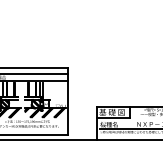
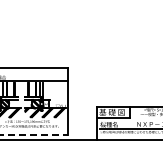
line: present -> none (35, 74)
line: solid -> dashed (34, 134)
